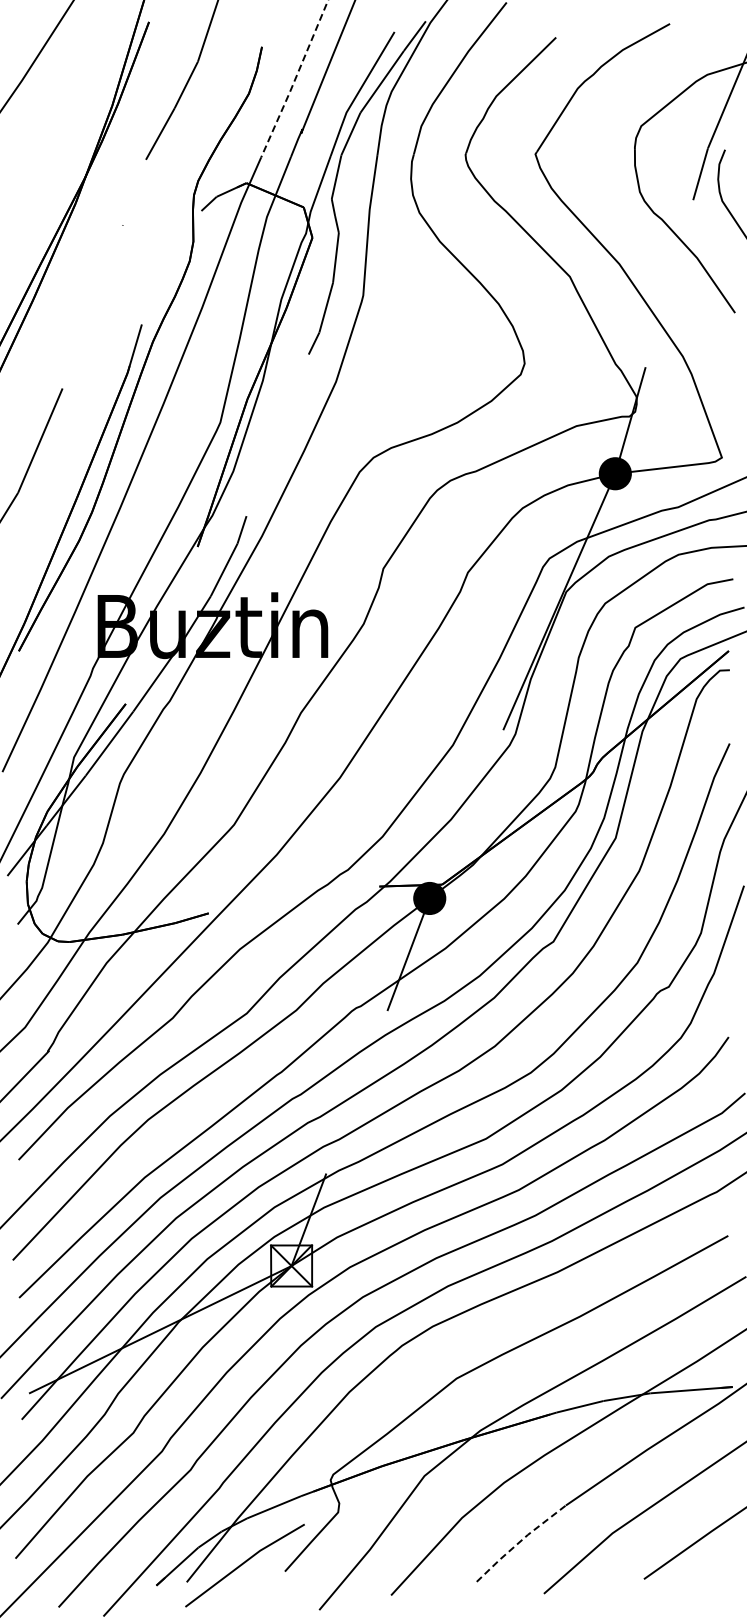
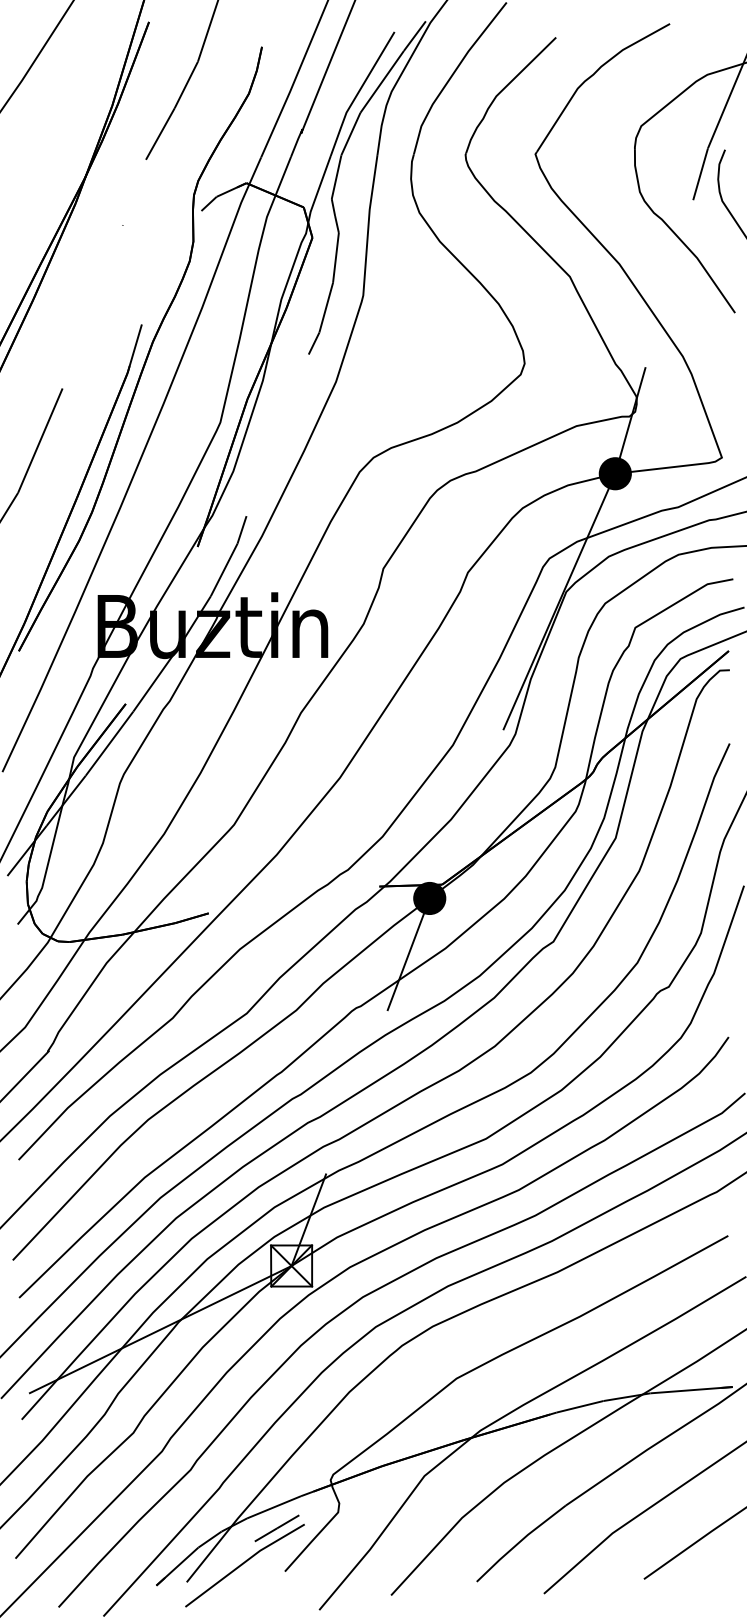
line: dashed -> solid (295, 79)
line: none -> present (276, 1528)
line: dashed -> solid (519, 1542)
